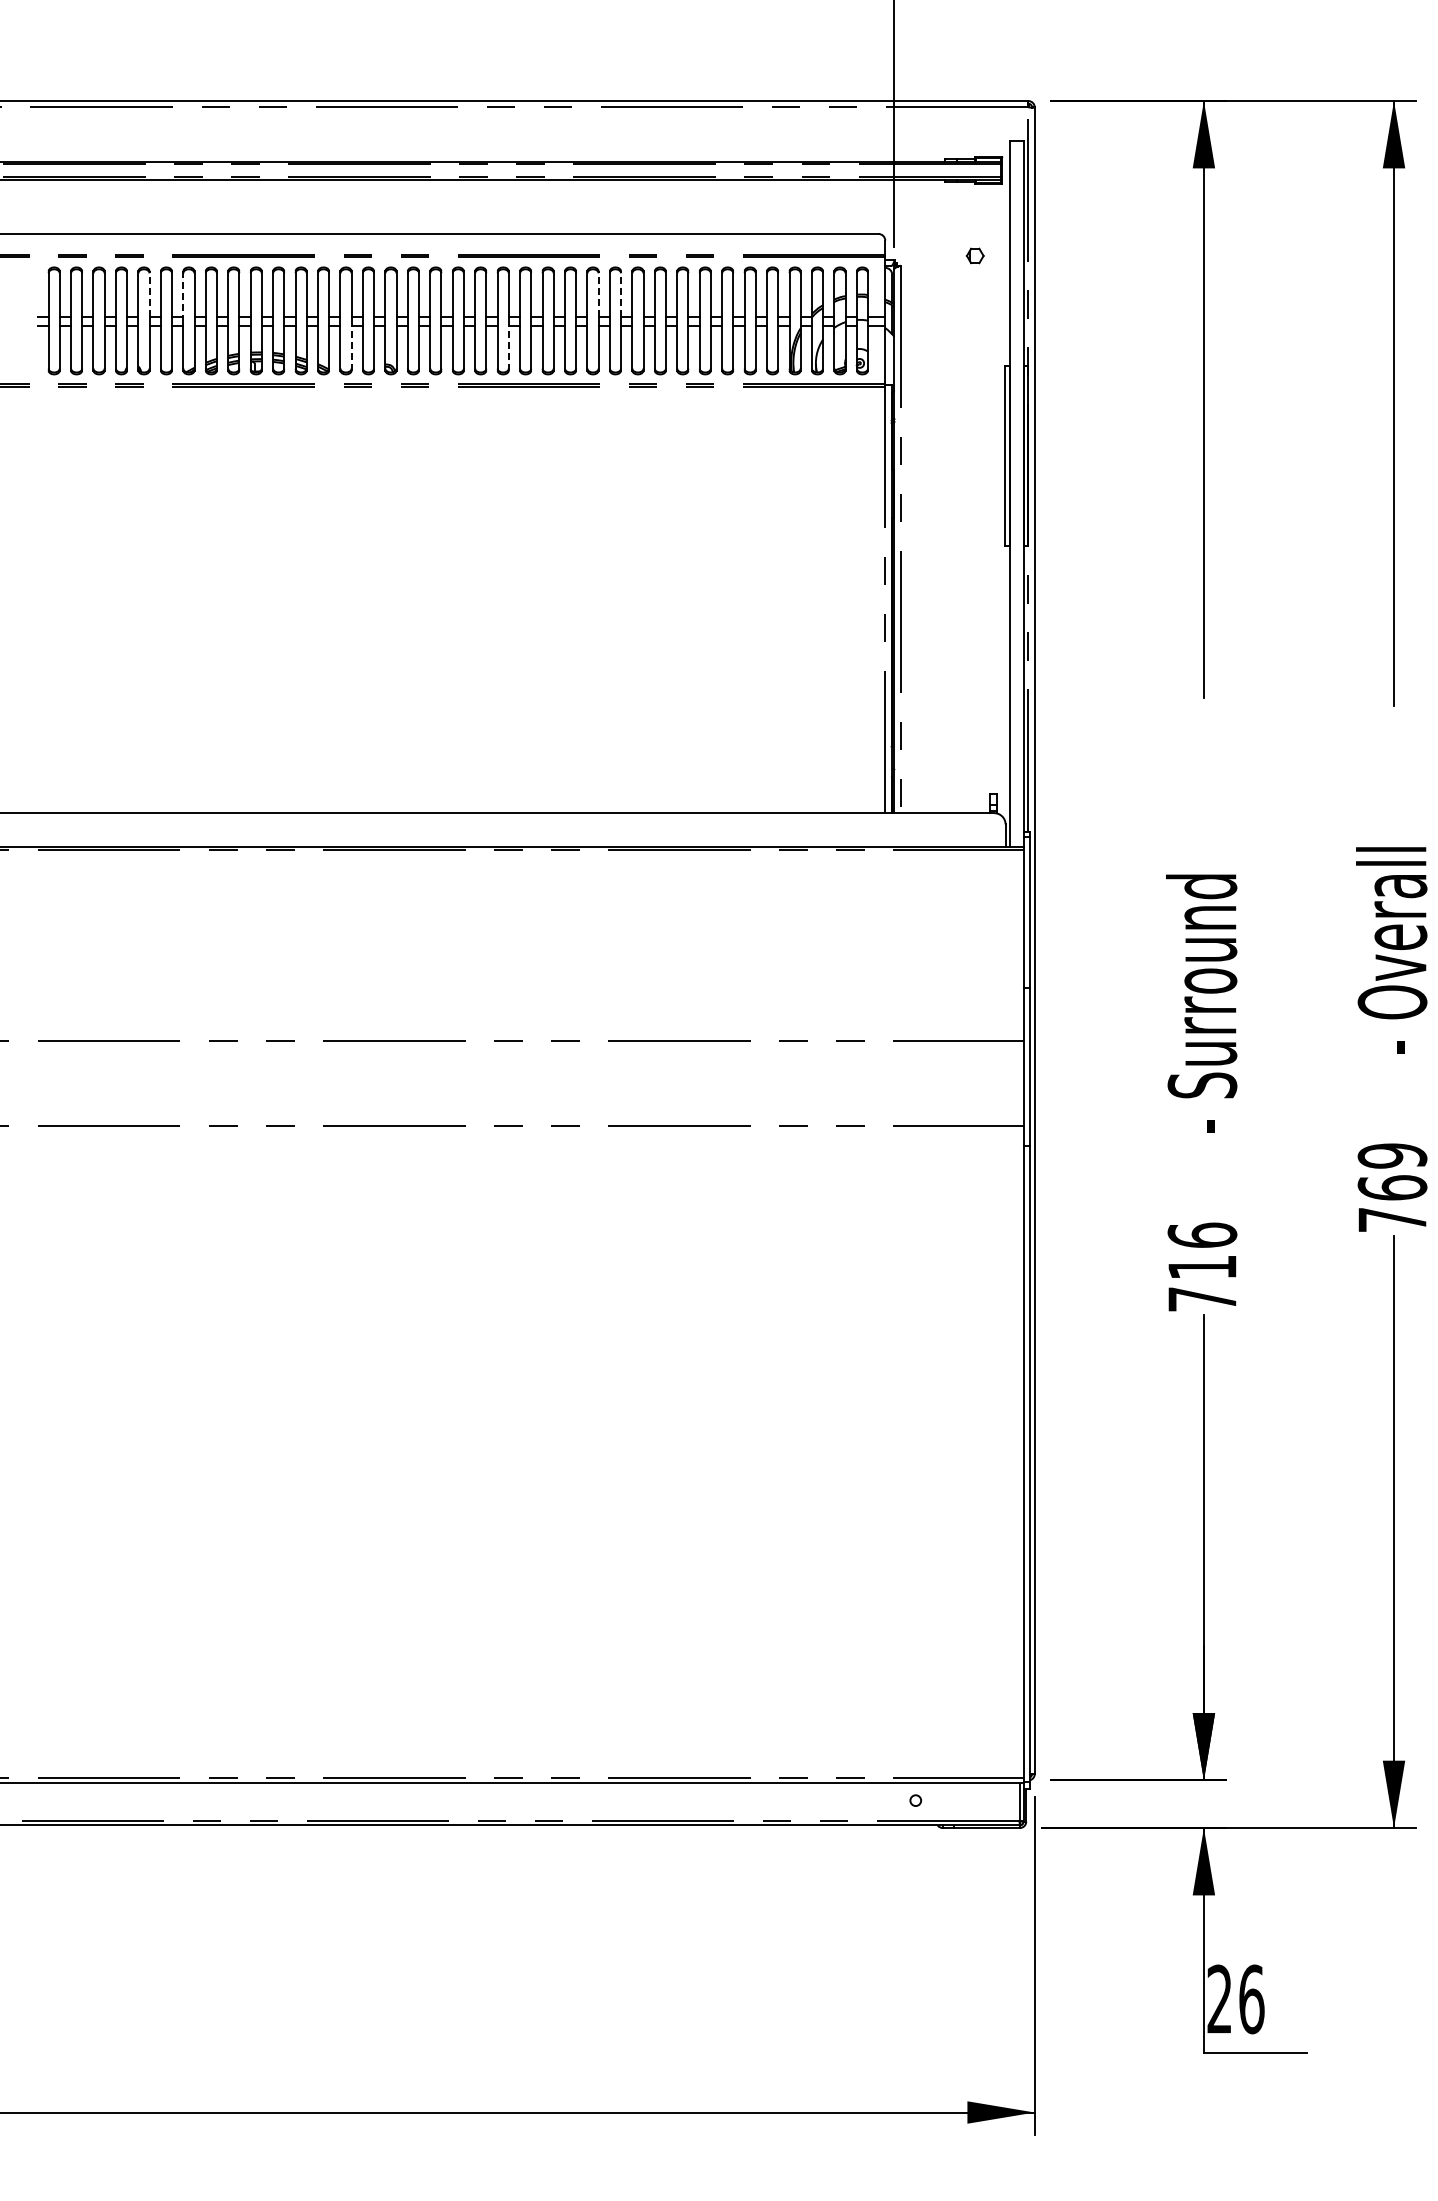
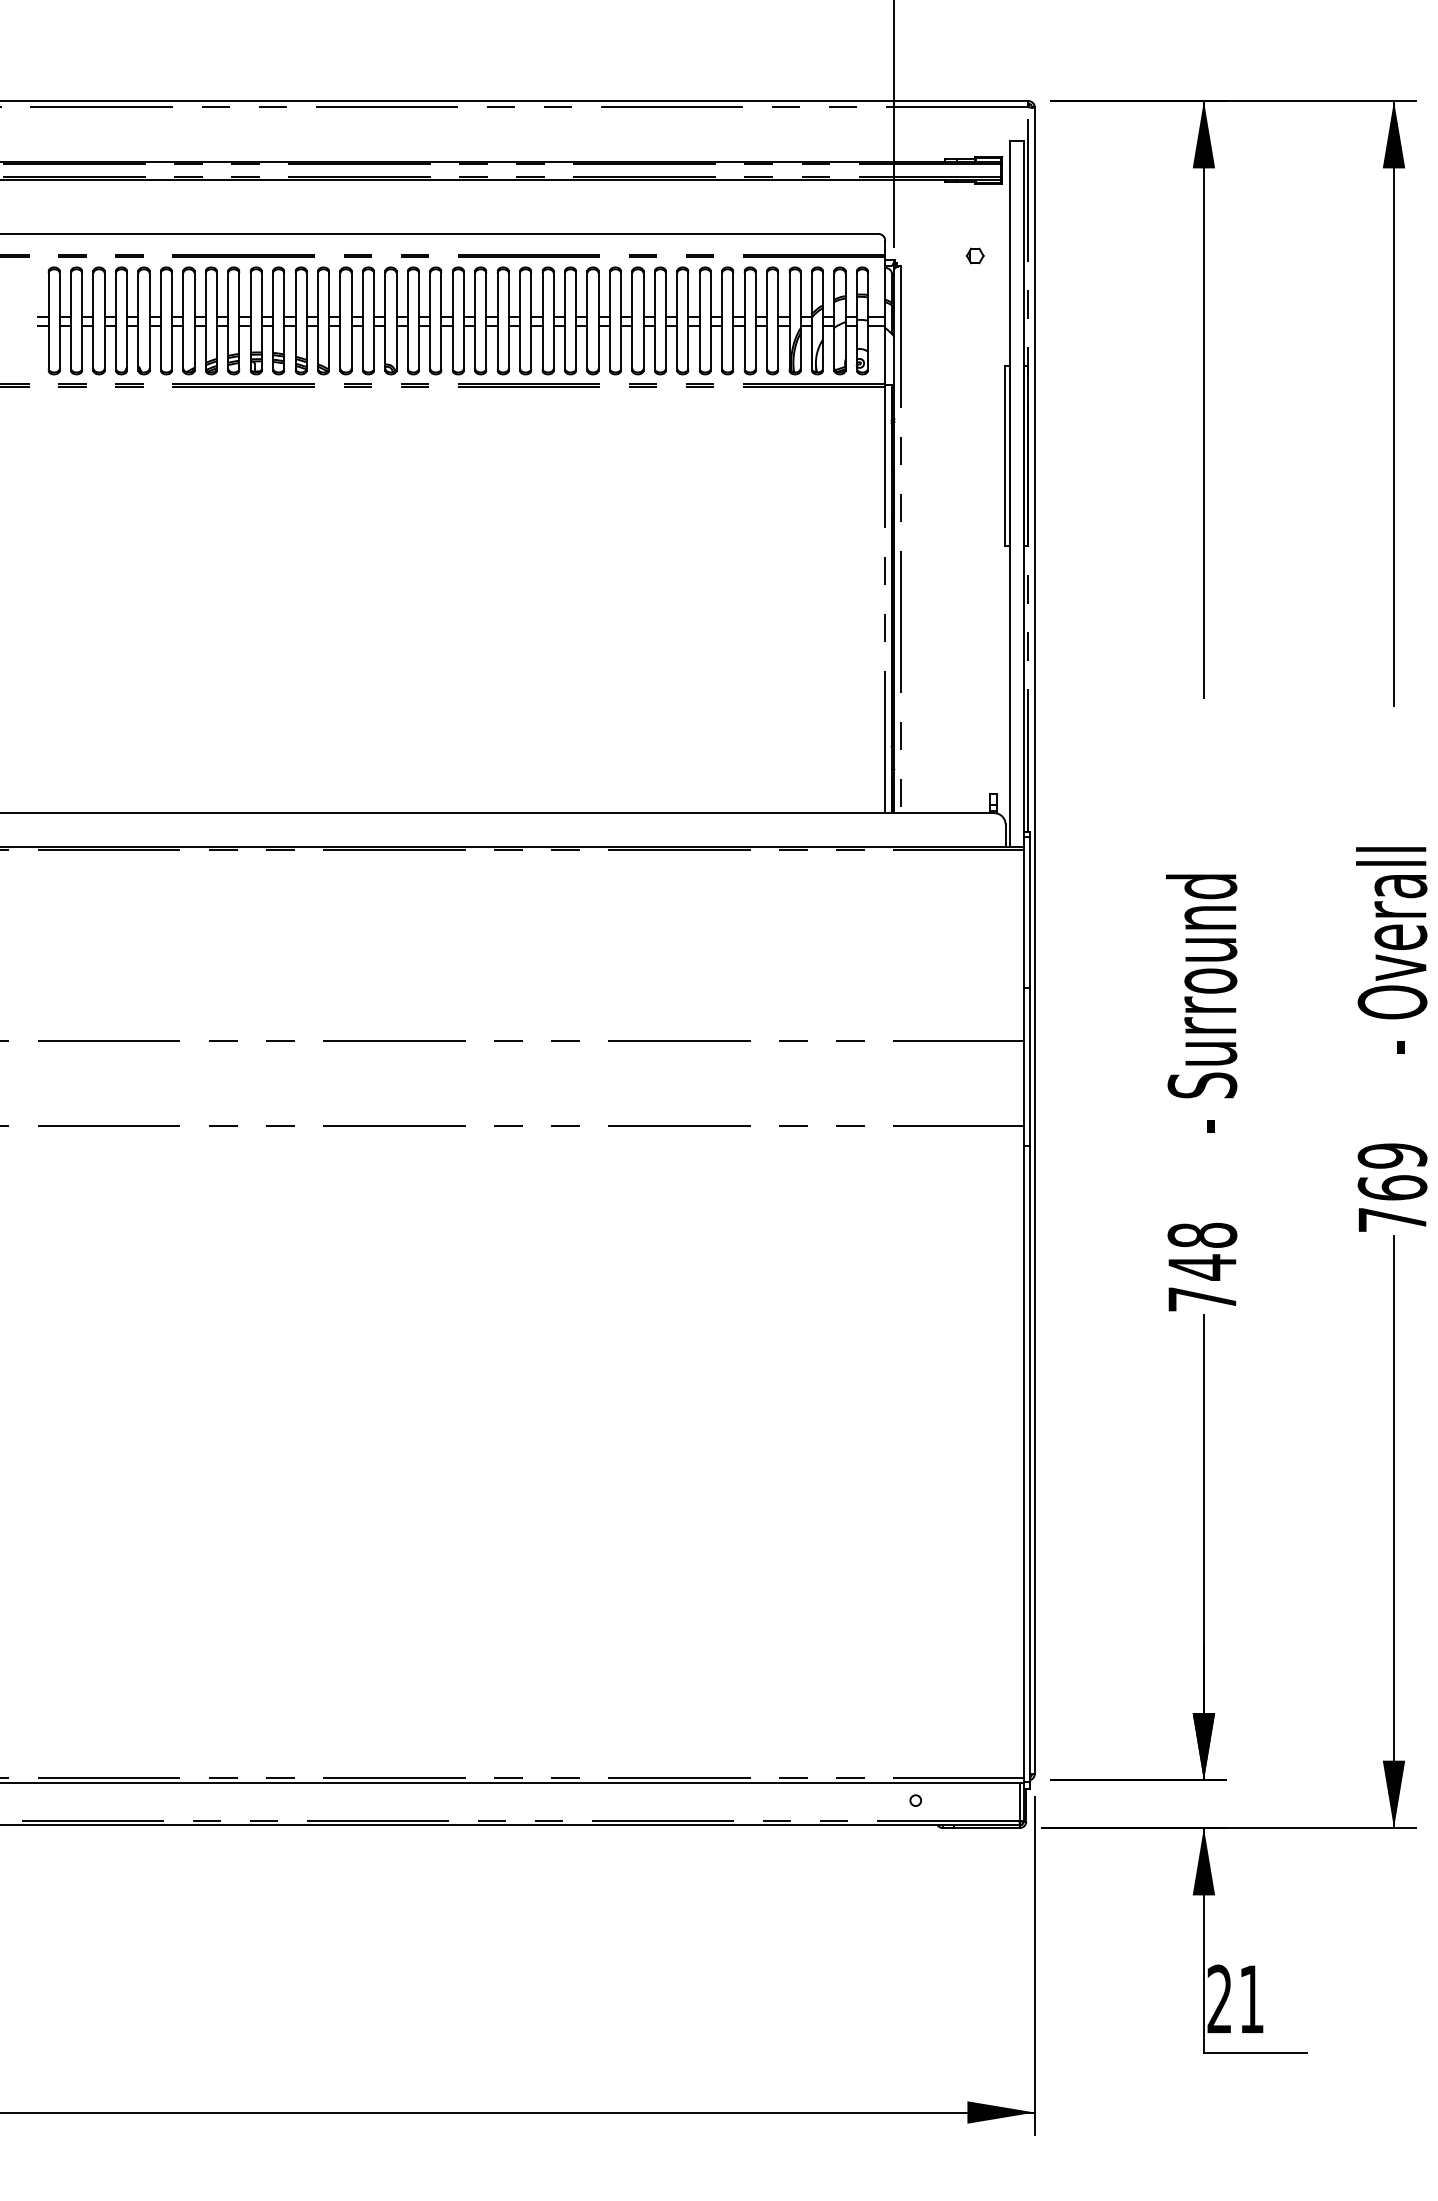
line: dashed -> solid (149, 294)
line: dashed -> solid (183, 294)
line: dashed -> solid (598, 294)
line: dashed -> solid (621, 294)
line: dashed -> solid (351, 347)
line: dashed -> solid (508, 347)
text: 716 -> 748 (1202, 1251)
text: 26 -> 21 (1251, 1999)
